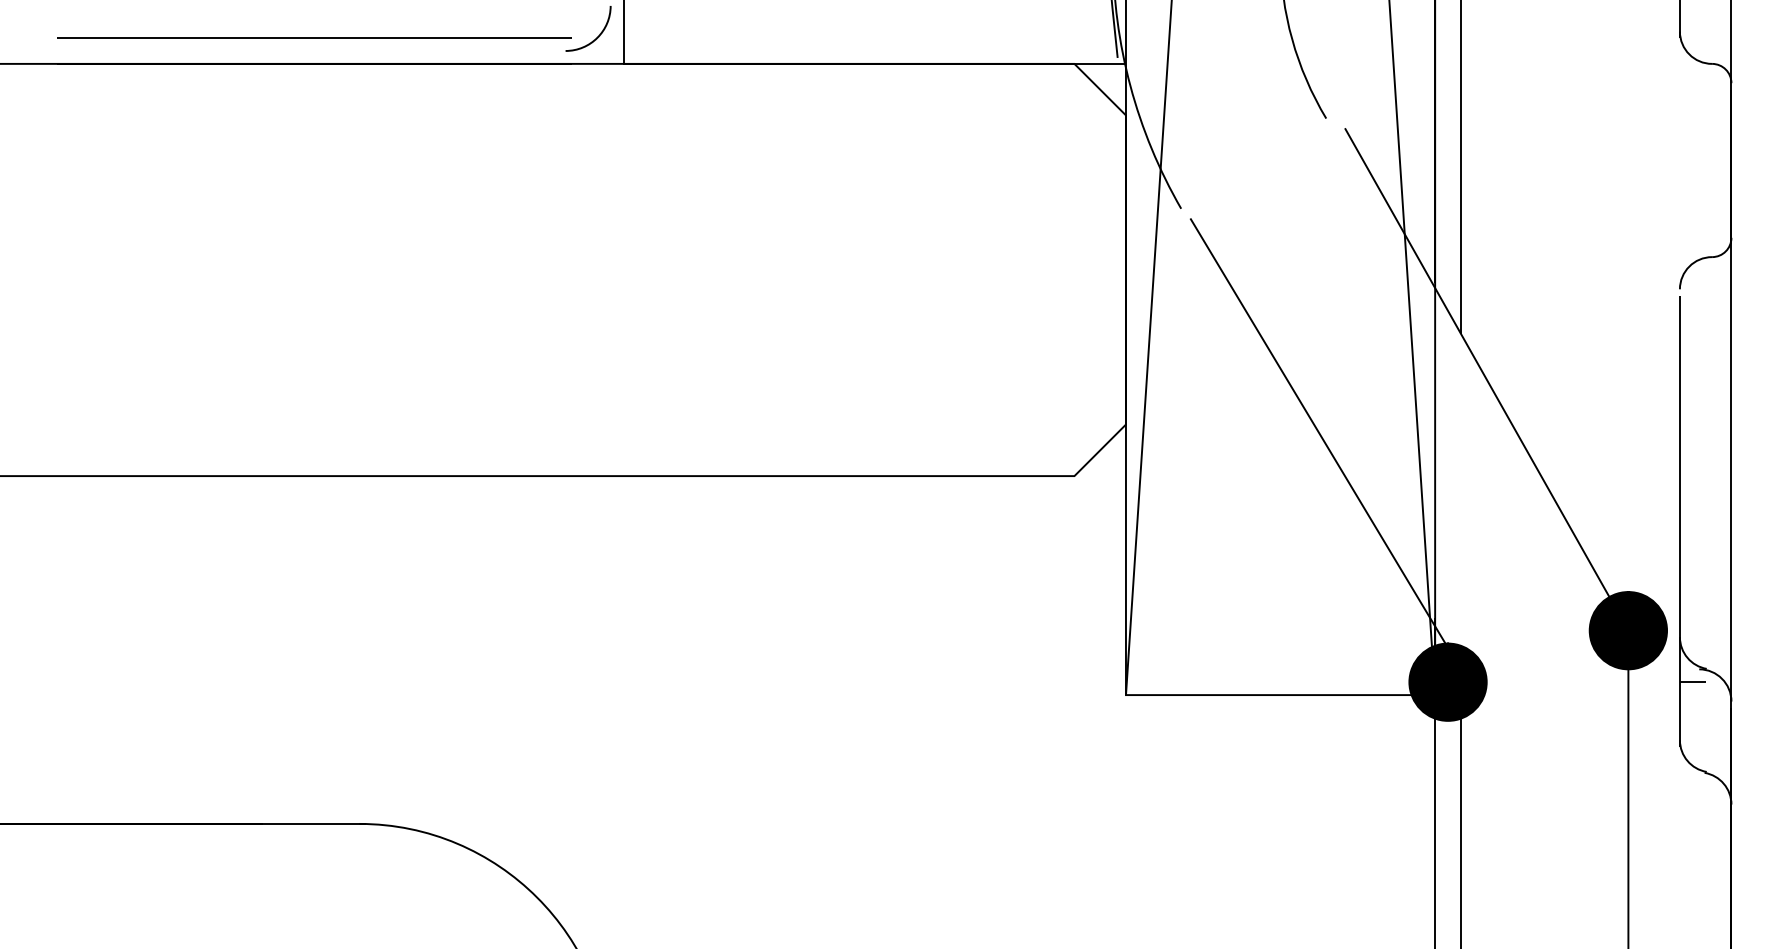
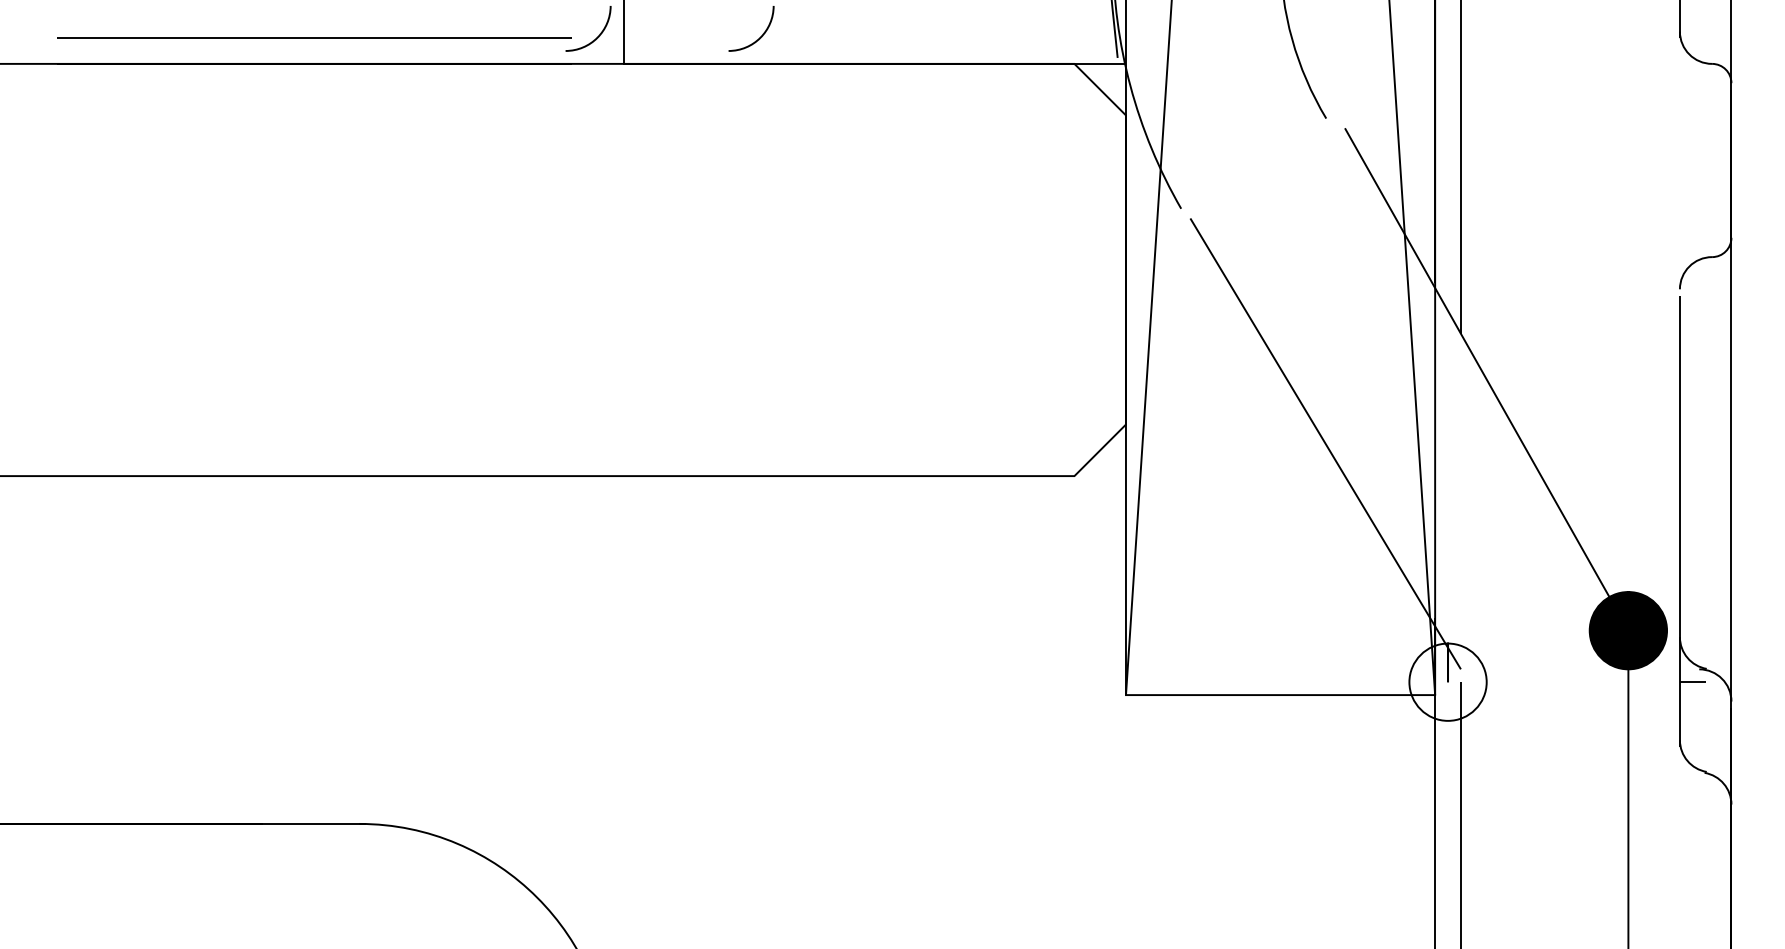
curve: none -> present (760, 36)
fill: present -> none (1447, 681)
